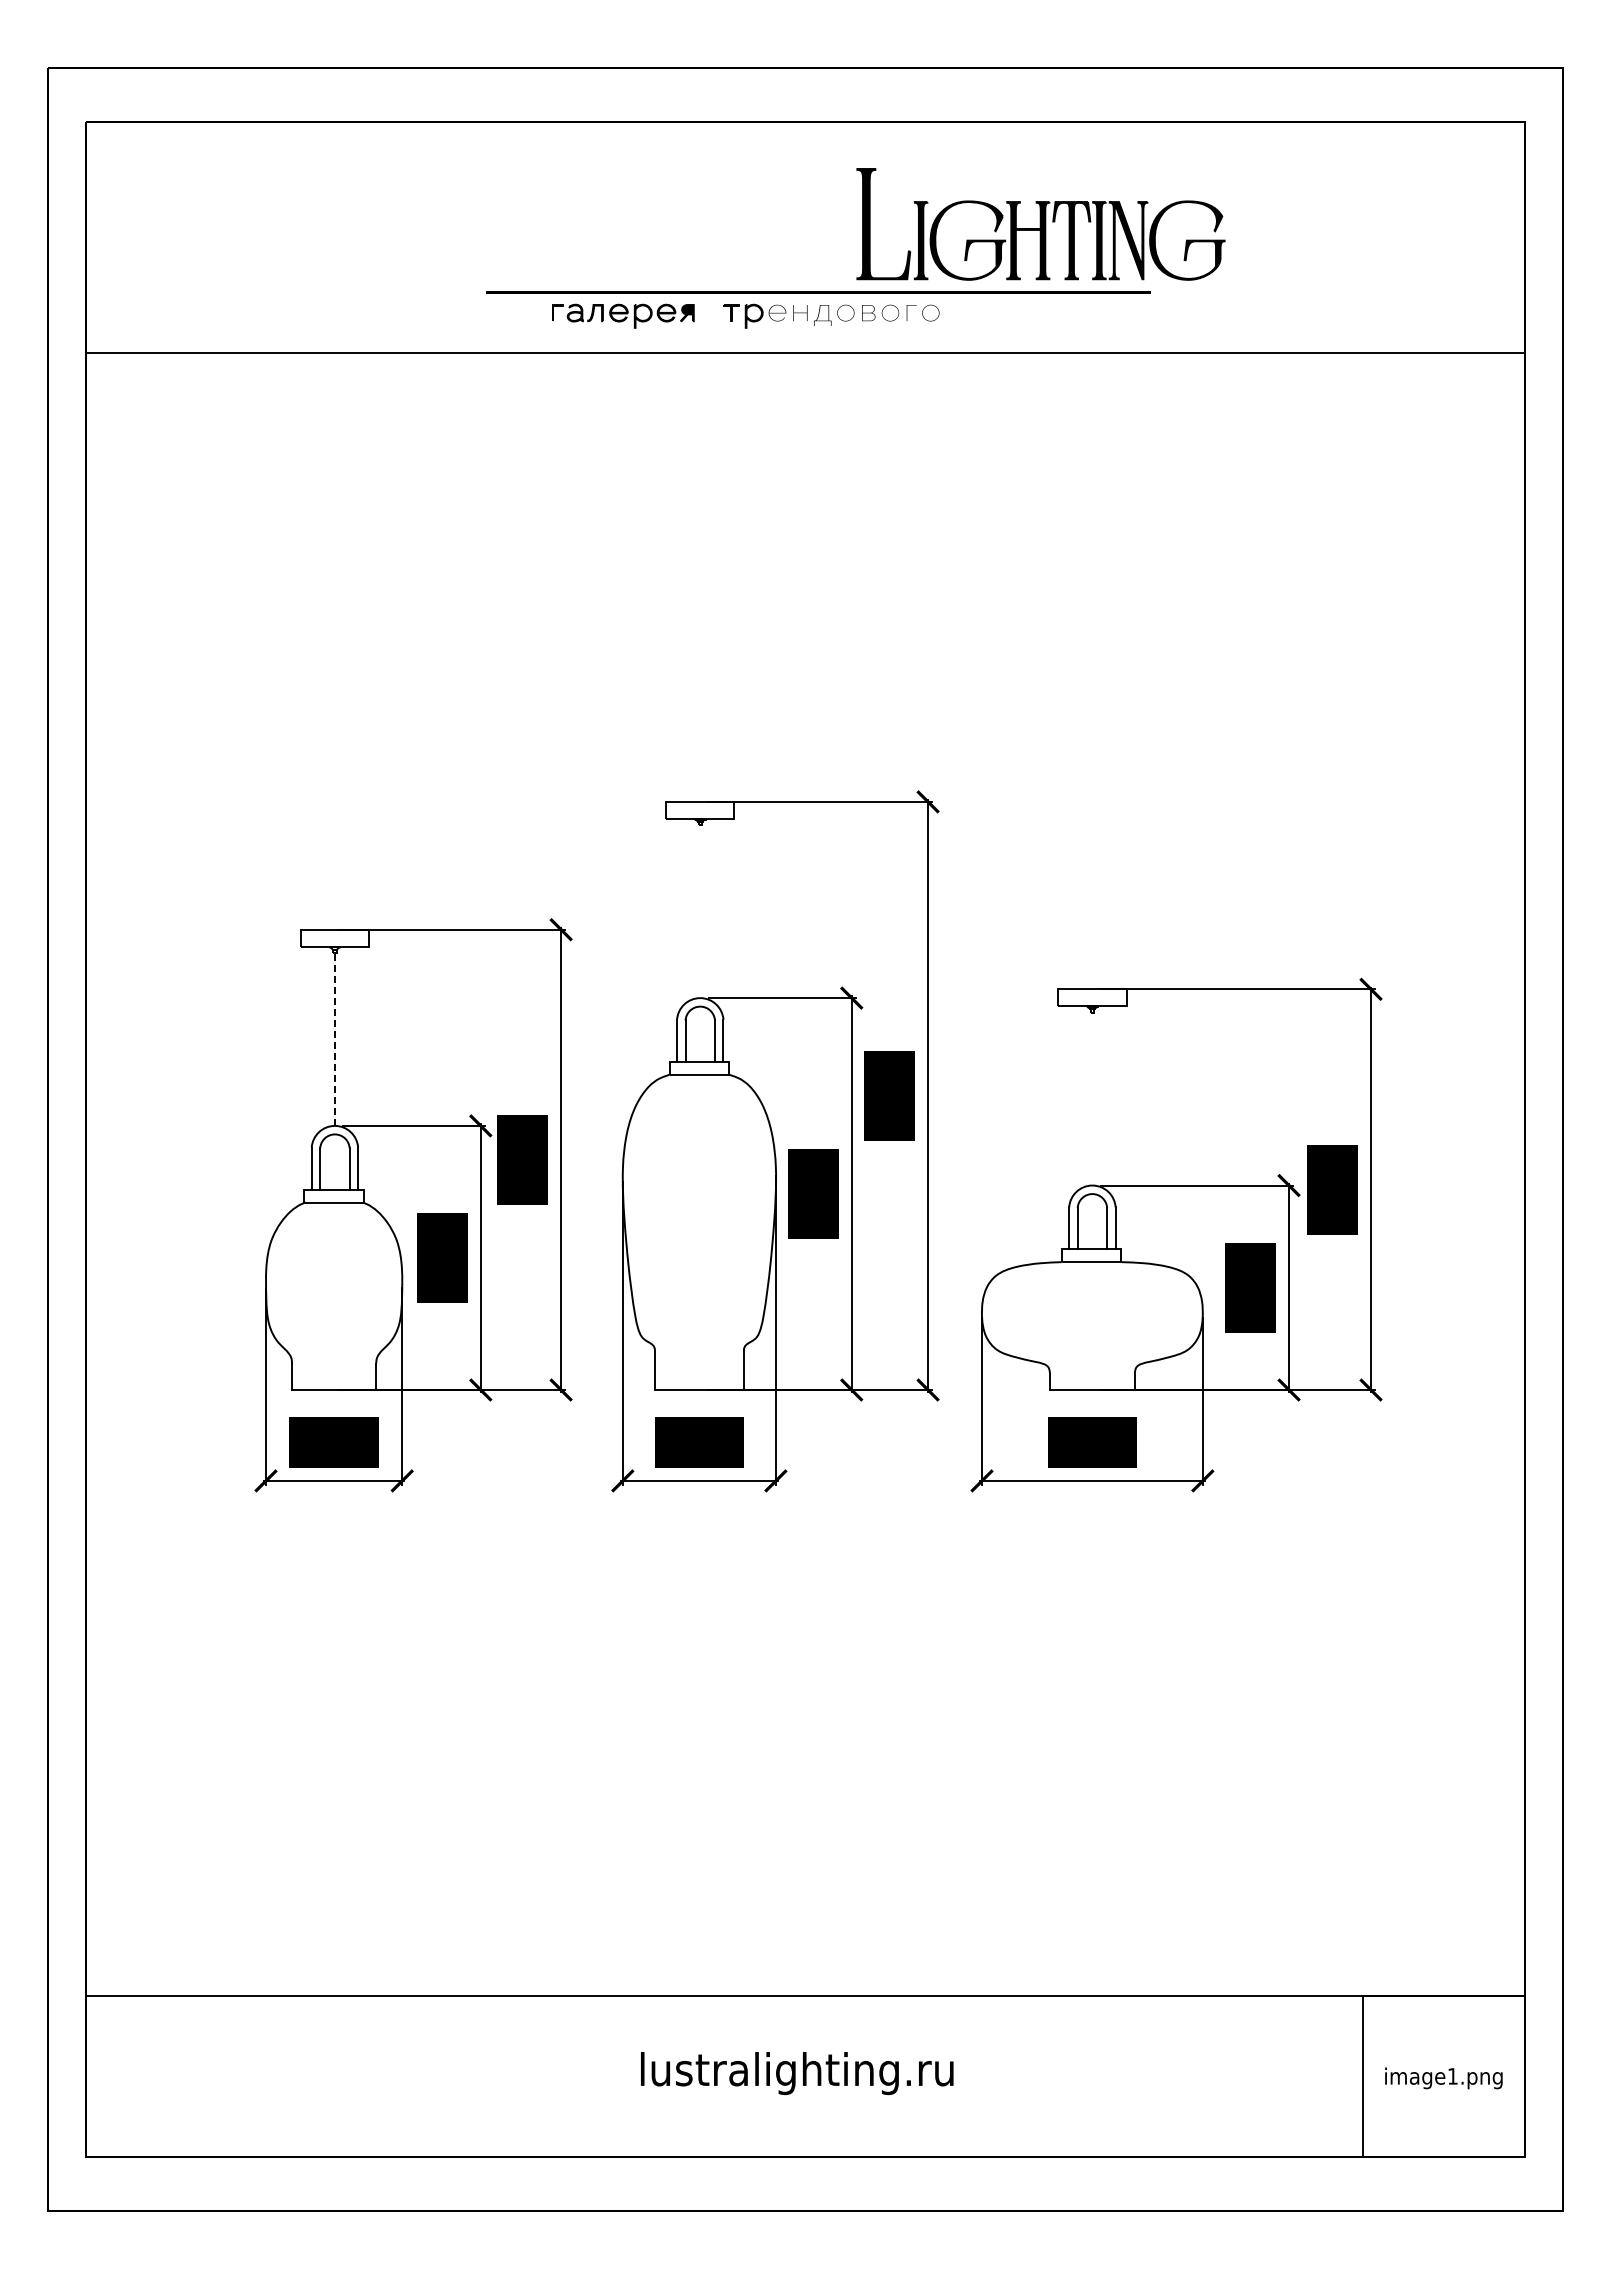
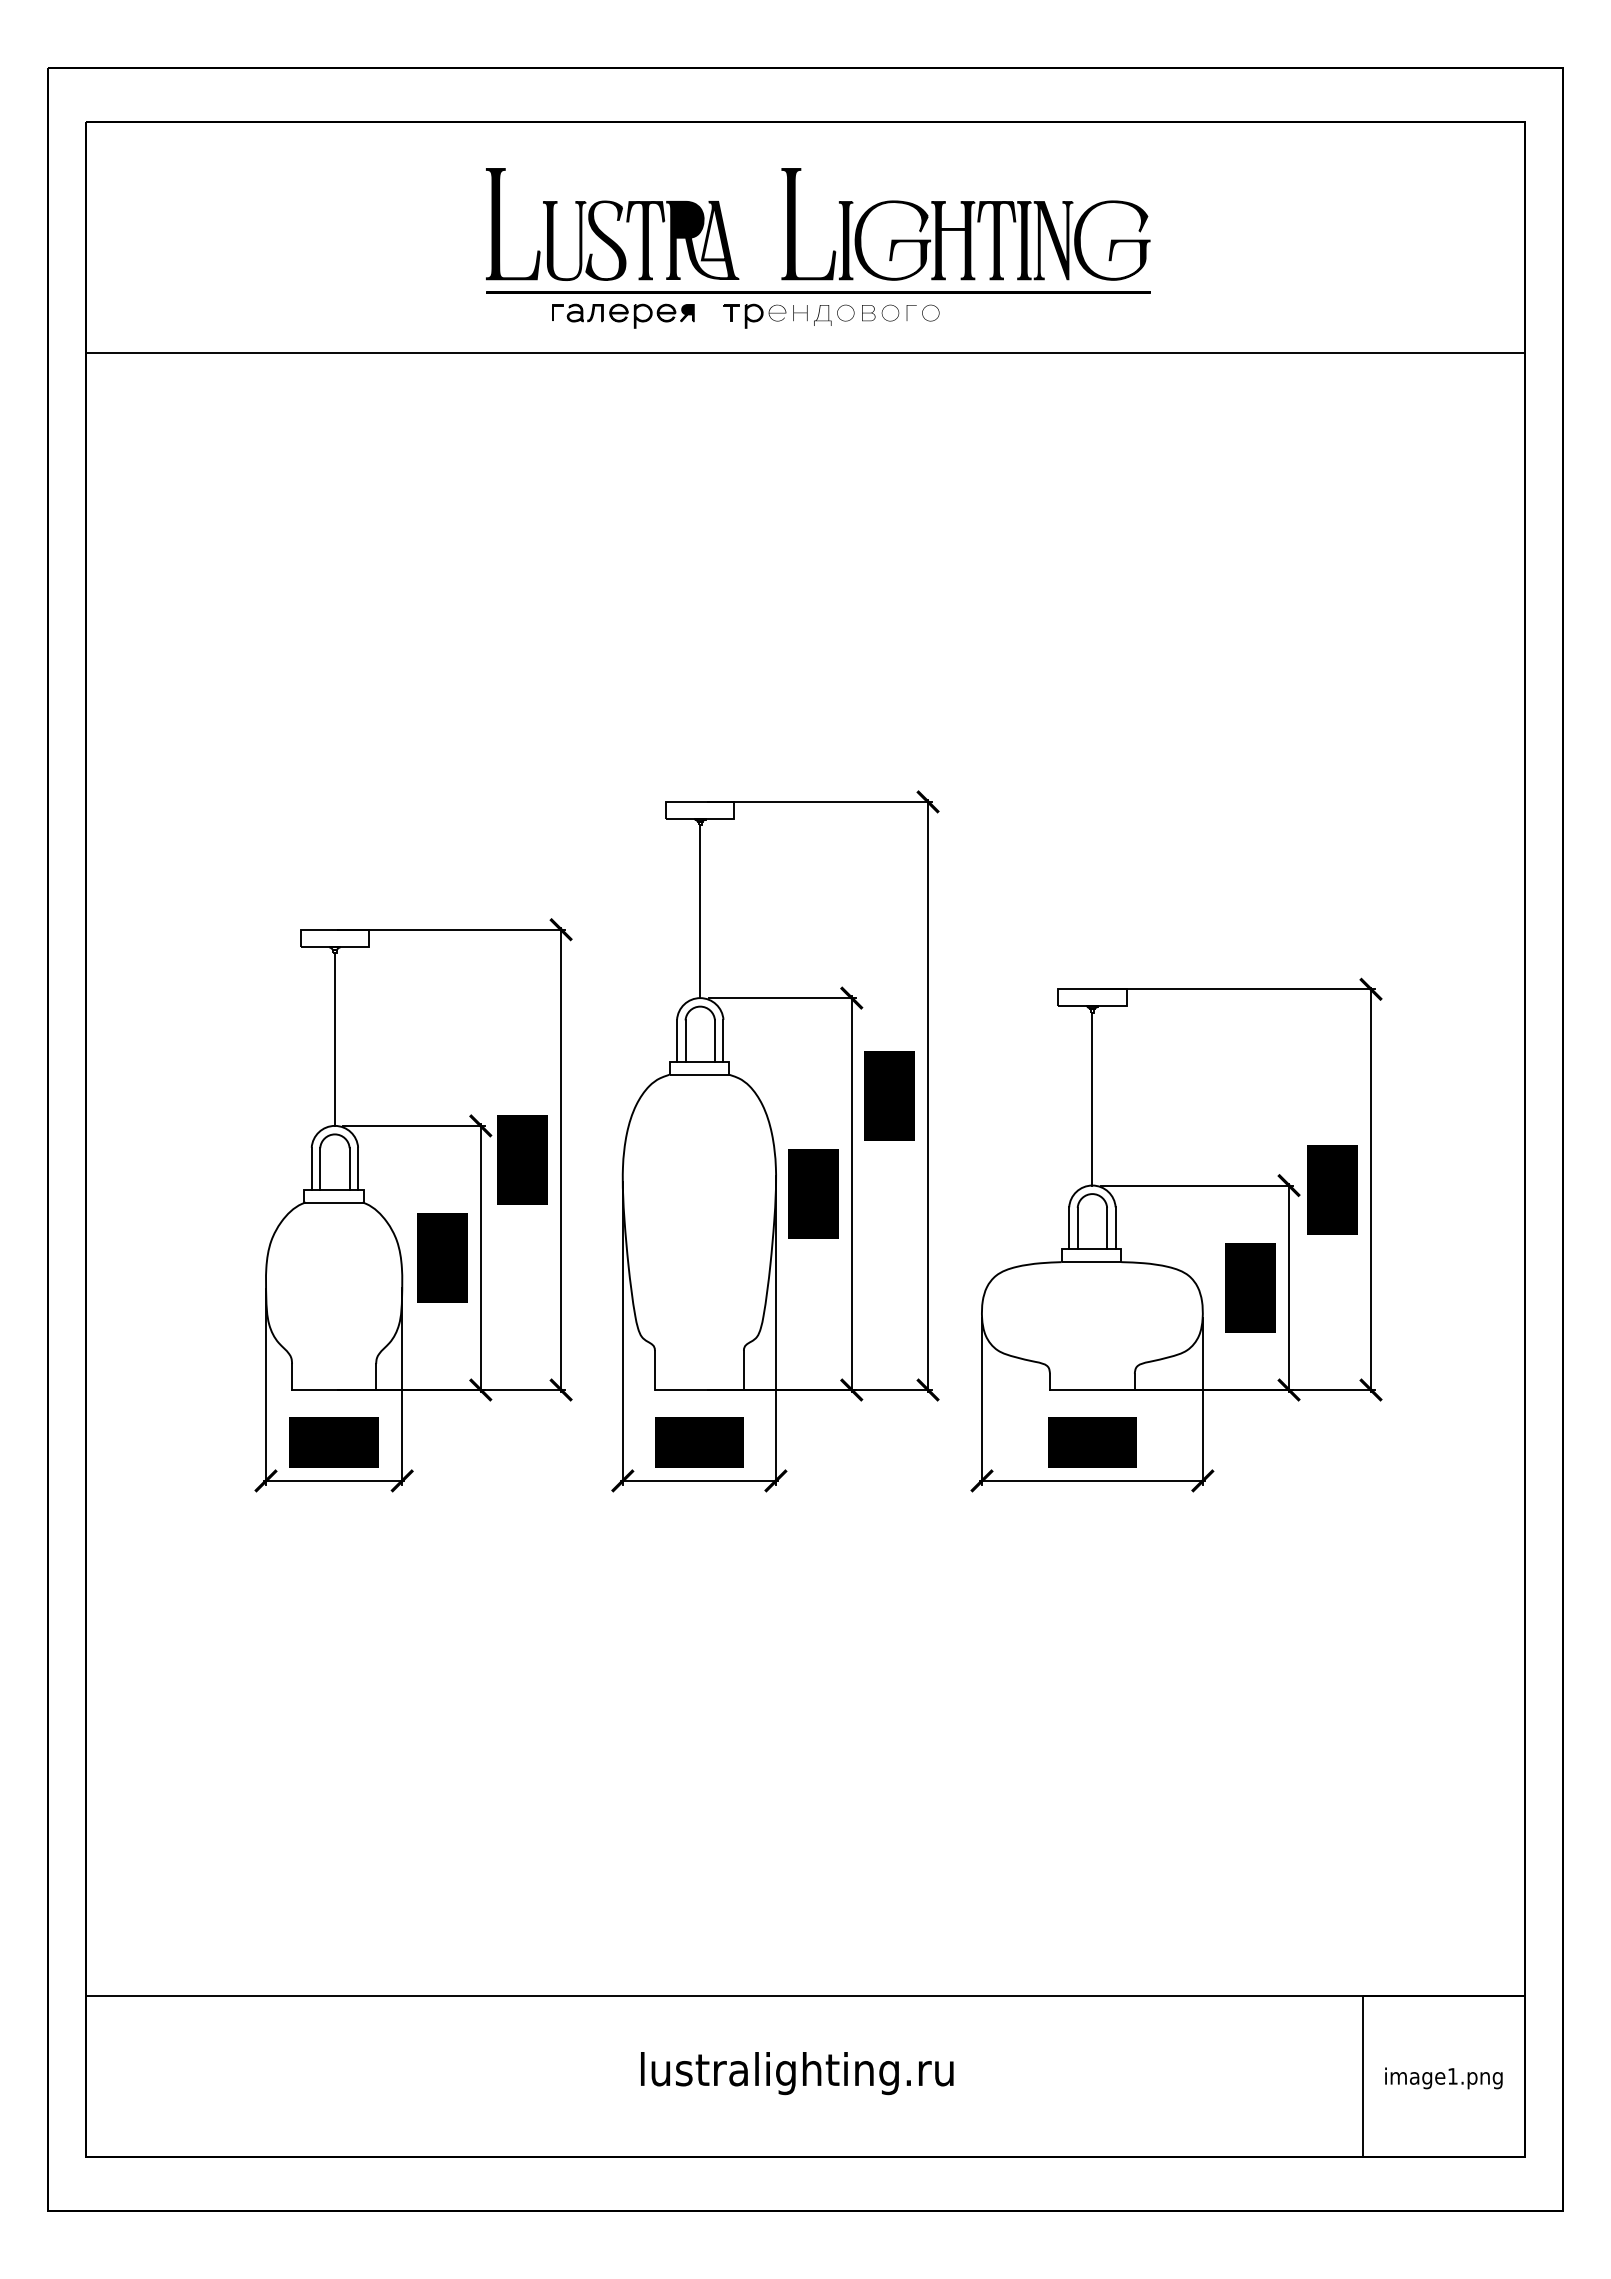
part: none -> present (617, 220)
part position: (1040, 224) -> (965, 224) (965, 224)
line: none -> present (700, 911)
line: dashed -> solid (334, 1038)
line: none -> present (1092, 1098)
